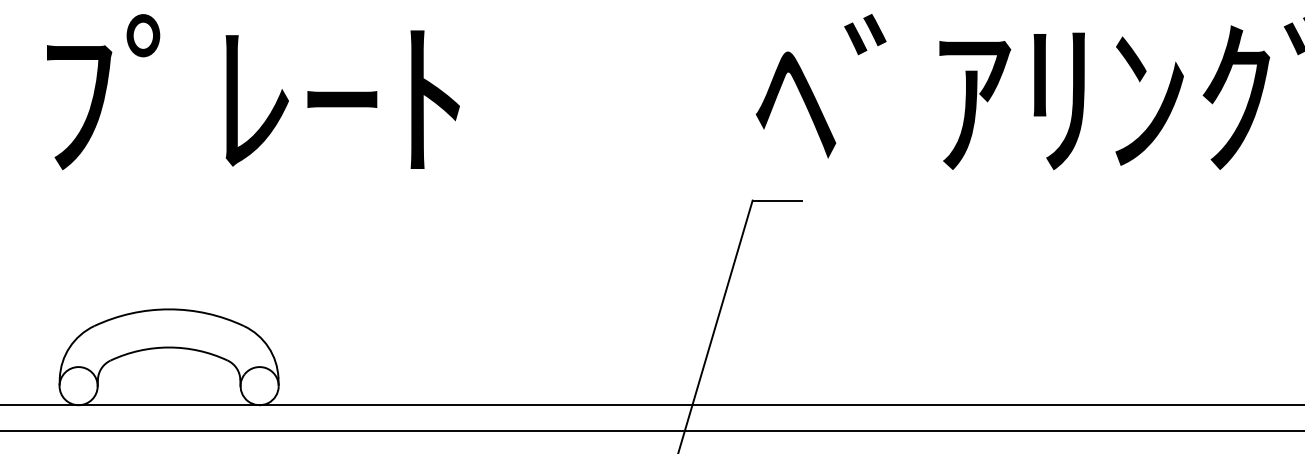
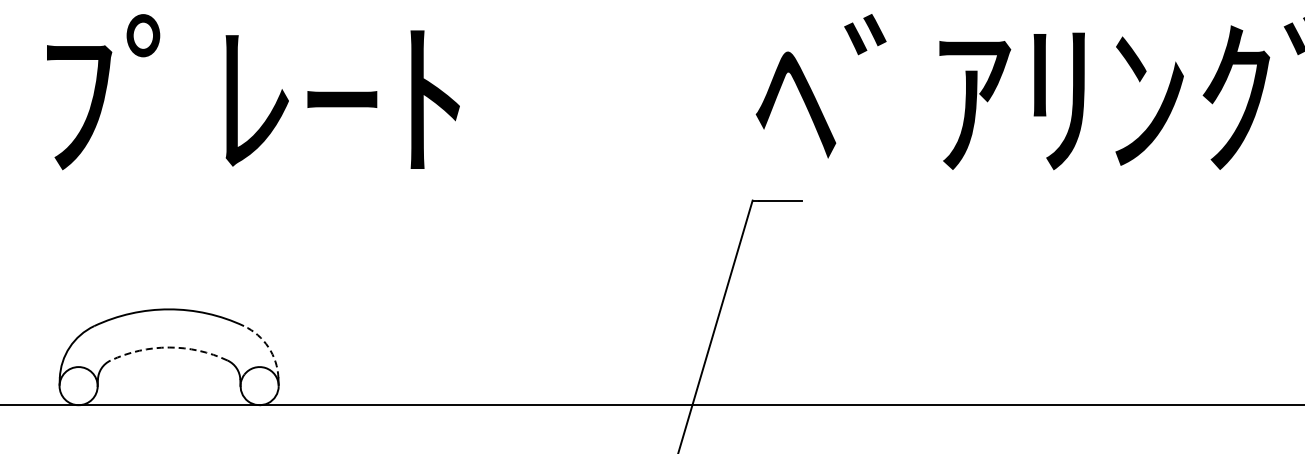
arc: solid -> dashed (169, 347)
arc: solid -> dashed (268, 347)
line: present -> none (651, 431)
